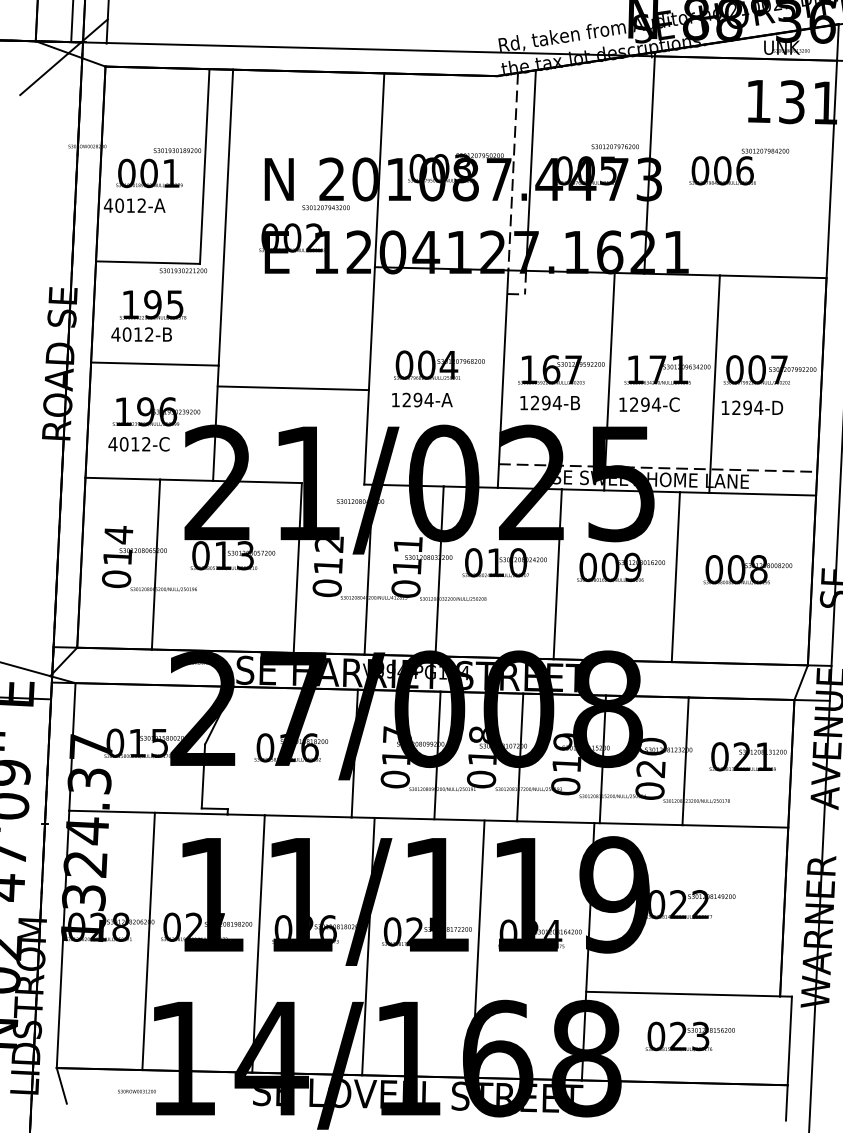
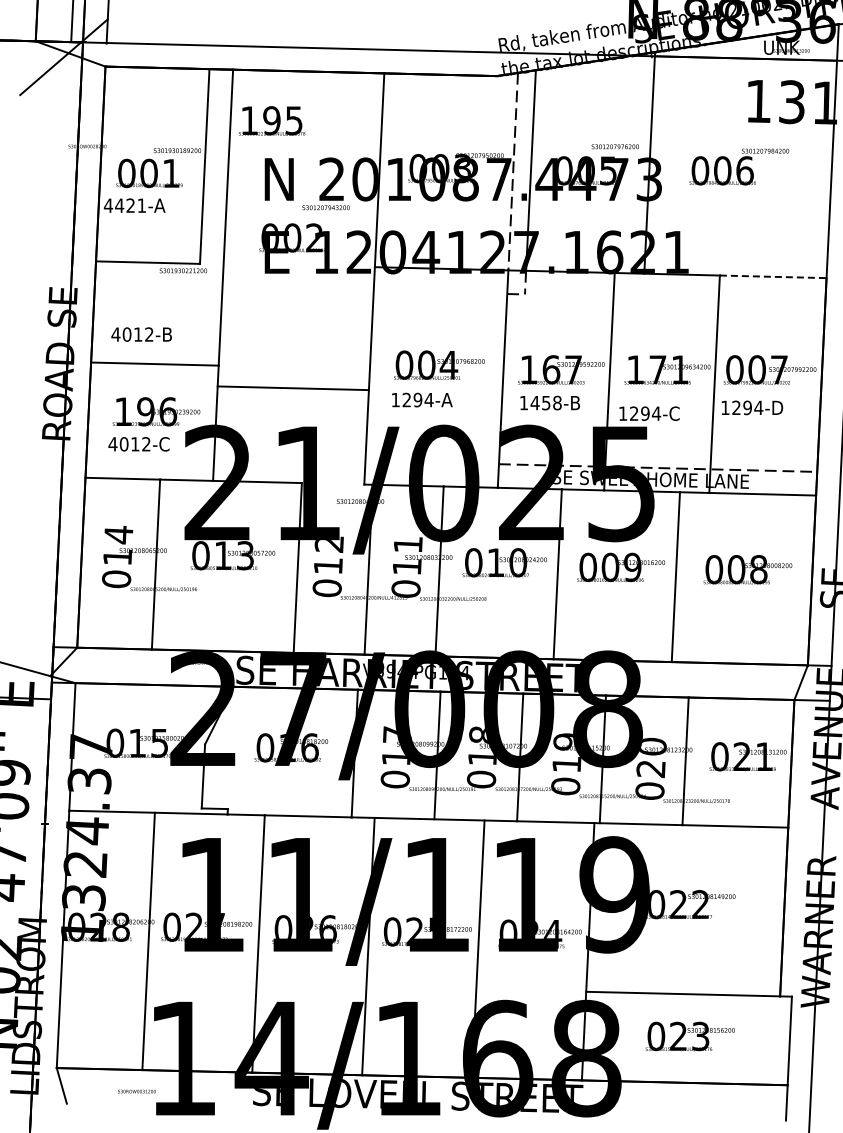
text: 4012-A -> 4421-A (130, 205)
line: solid -> dashed (773, 276)
text position: (153, 304) -> (272, 120) (272, 120)
text: 1294-B -> 1458-B (545, 402)
text position: (649, 404) -> (649, 413) (649, 413)
